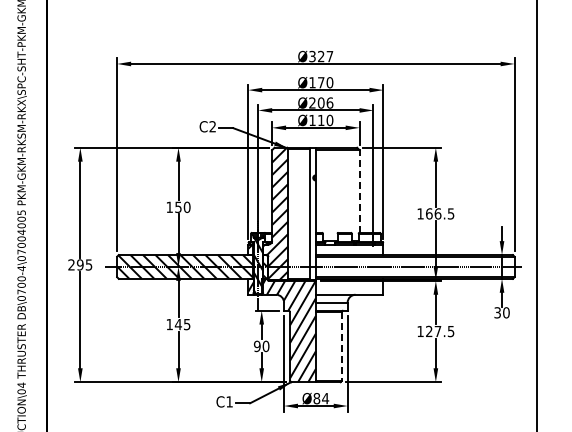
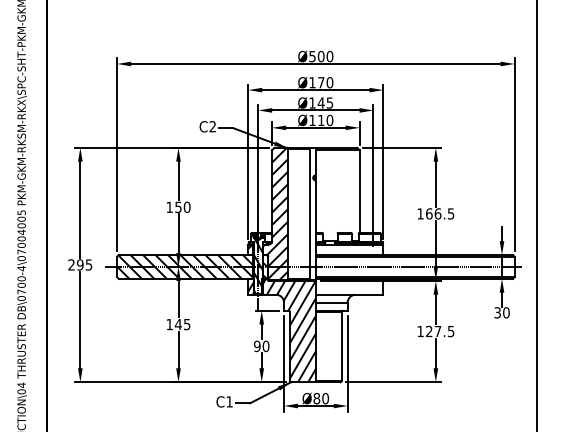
text: Ø327 -> Ø500 (321, 56)
text: Ø206 -> Ø145 (321, 102)
line: dashed -> solid (359, 190)
line: dashed -> solid (341, 347)
text: Ø84 -> Ø80 (325, 398)
